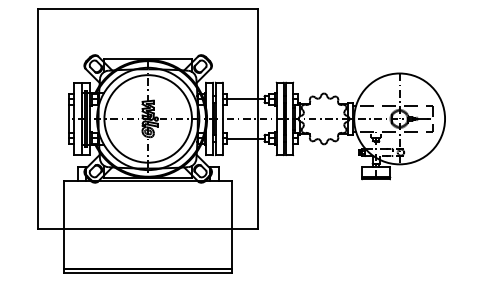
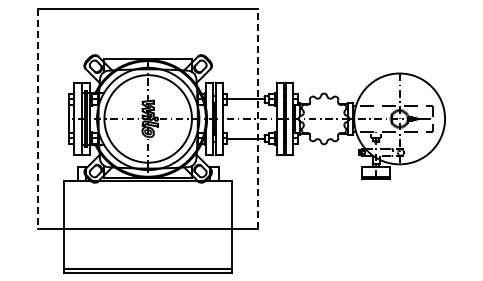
line: solid -> dashed (258, 118)
line: solid -> dashed (37, 119)
